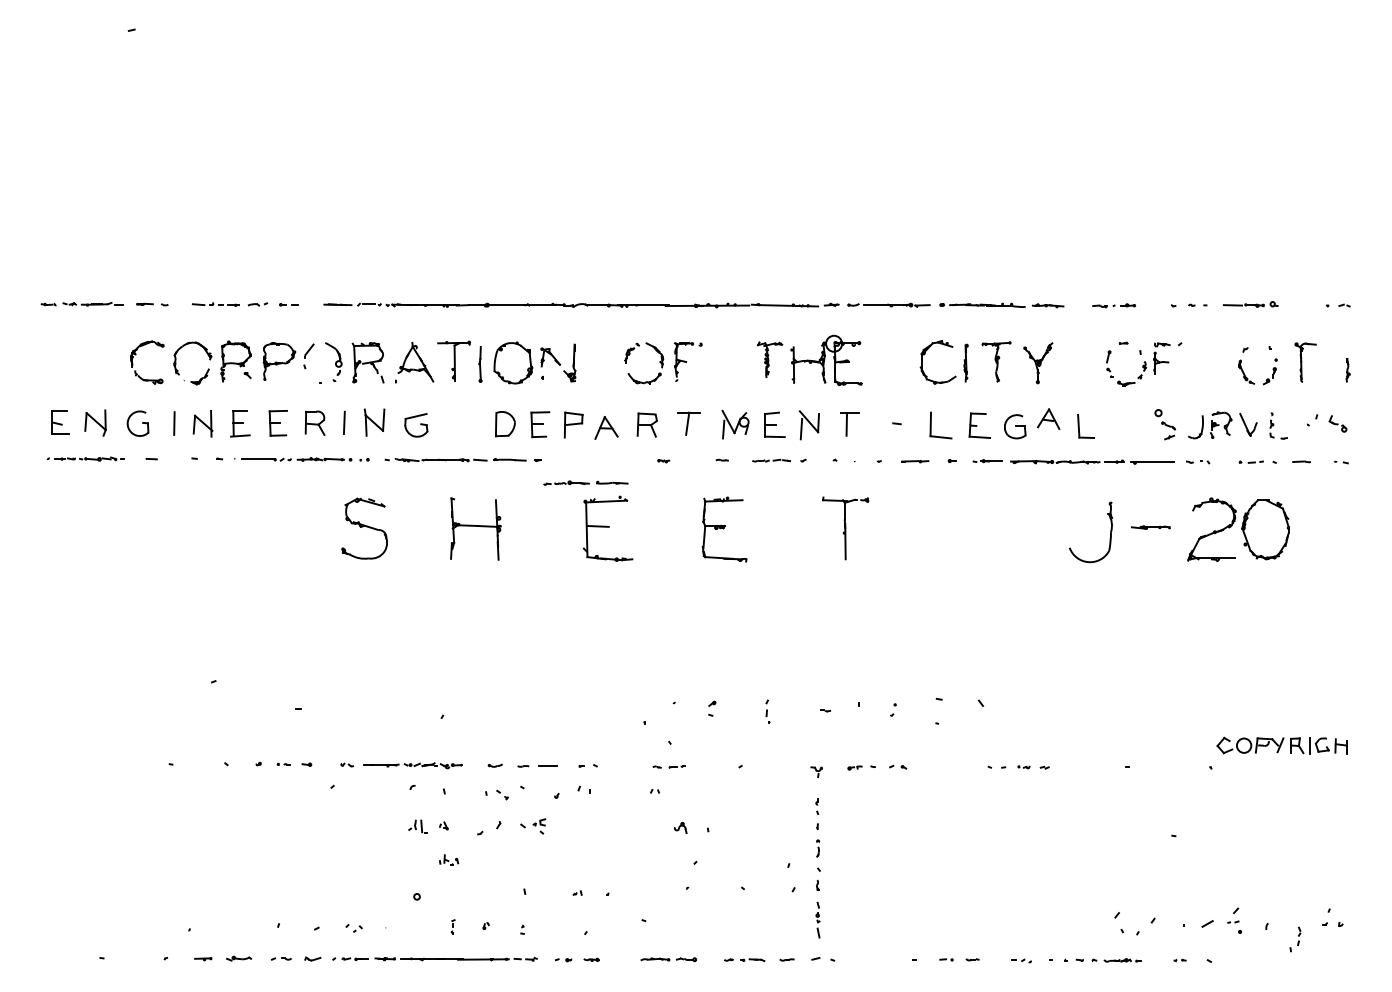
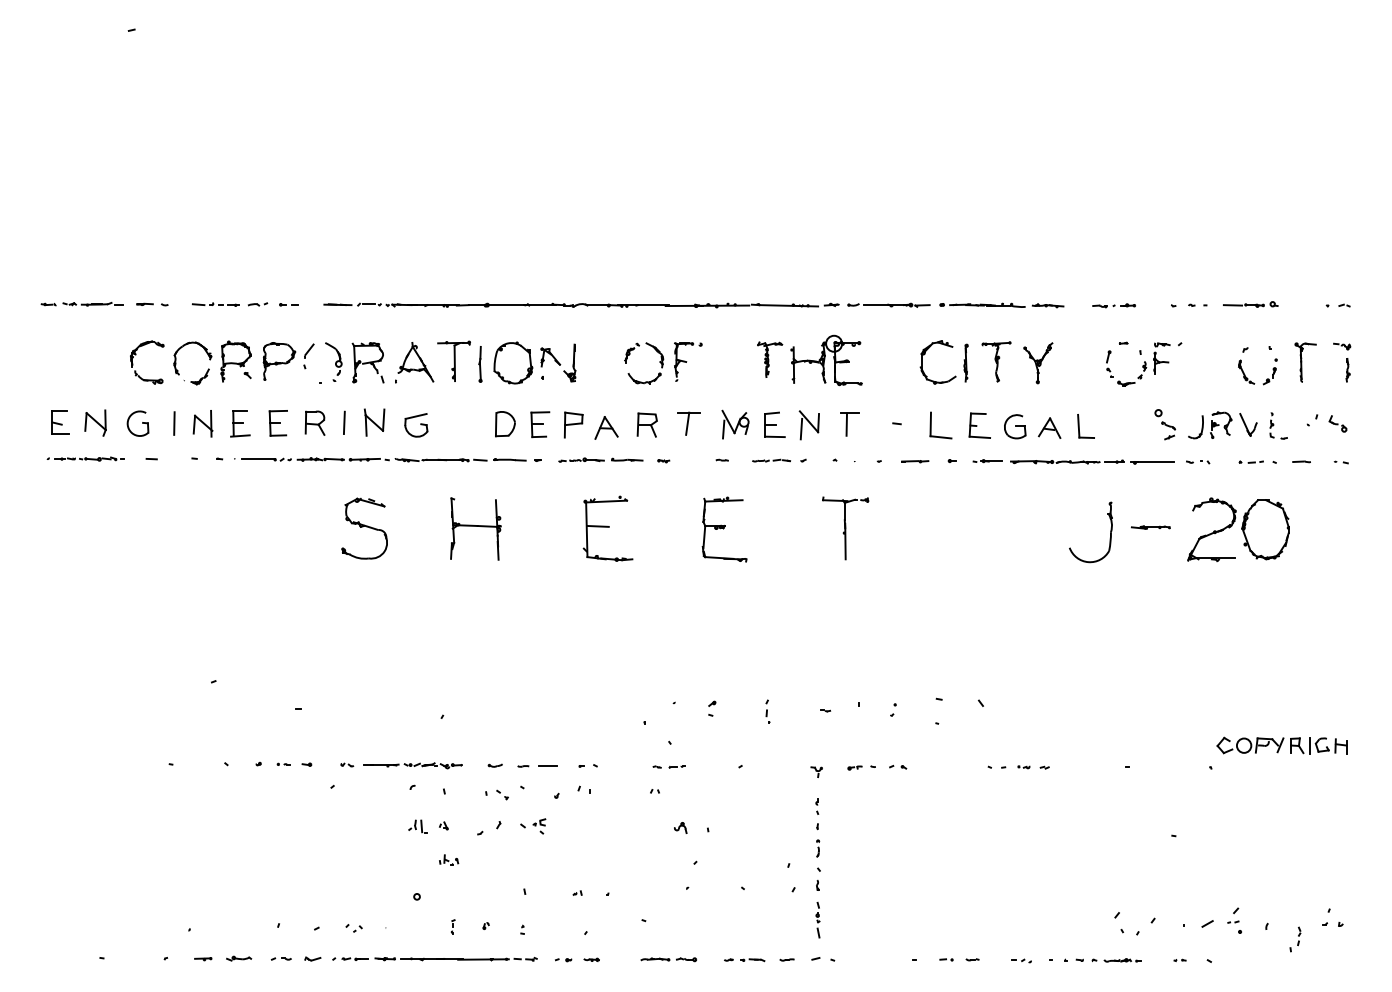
part: none -> present (1342, 346)
part position: (1048, 418) -> (1049, 427) (1049, 427)
line: none -> present (365, 458)
part position: (585, 482) -> (600, 459) (600, 459)
